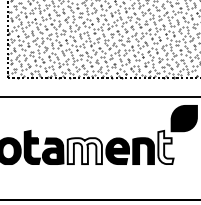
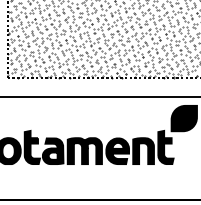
fill: none -> present (165, 147)
fill: none -> present (84, 151)
